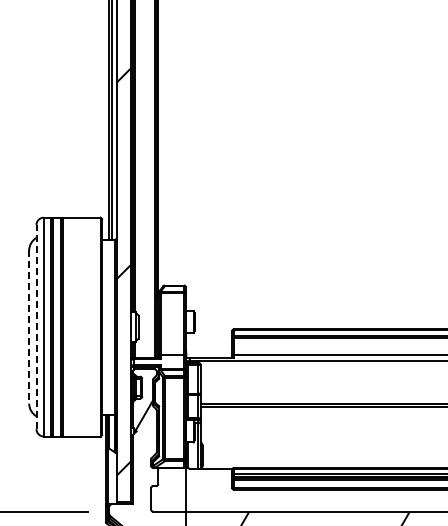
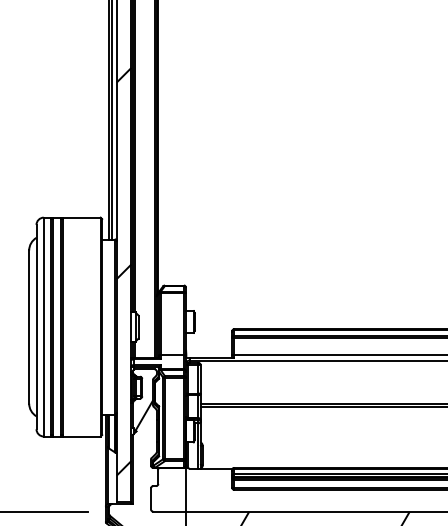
line: dashed -> solid (36, 326)
line: dashed -> solid (29, 327)
